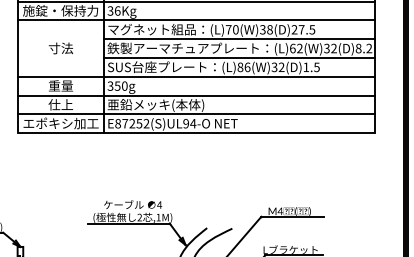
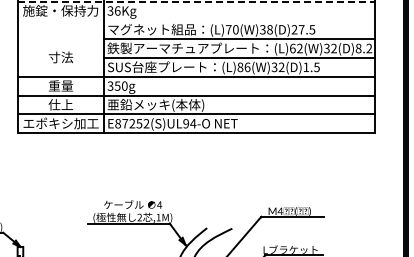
line: solid -> dashed (196, 1)
line: present -> none (196, 20)
text position: (60, 48) -> (60, 57) (60, 57)
